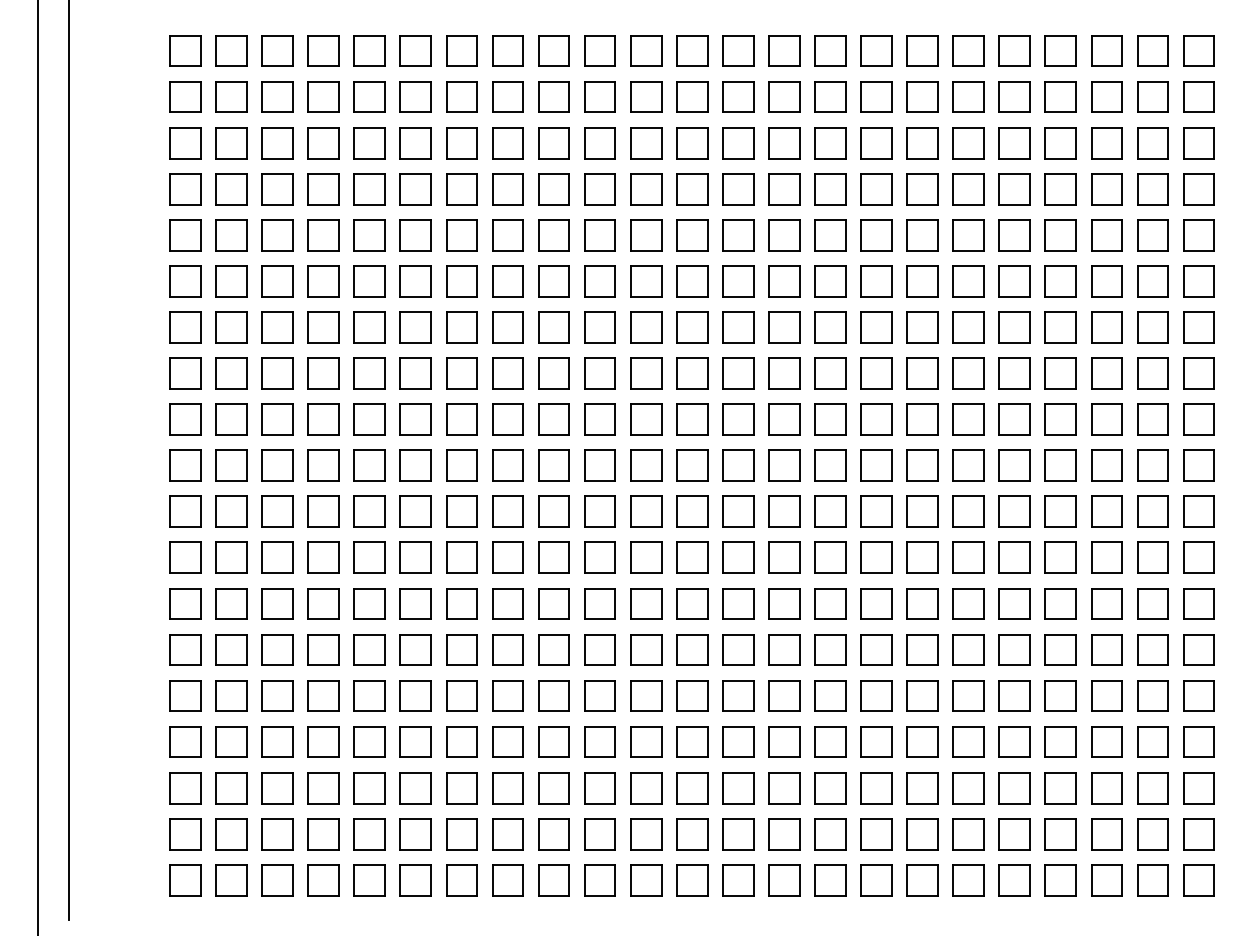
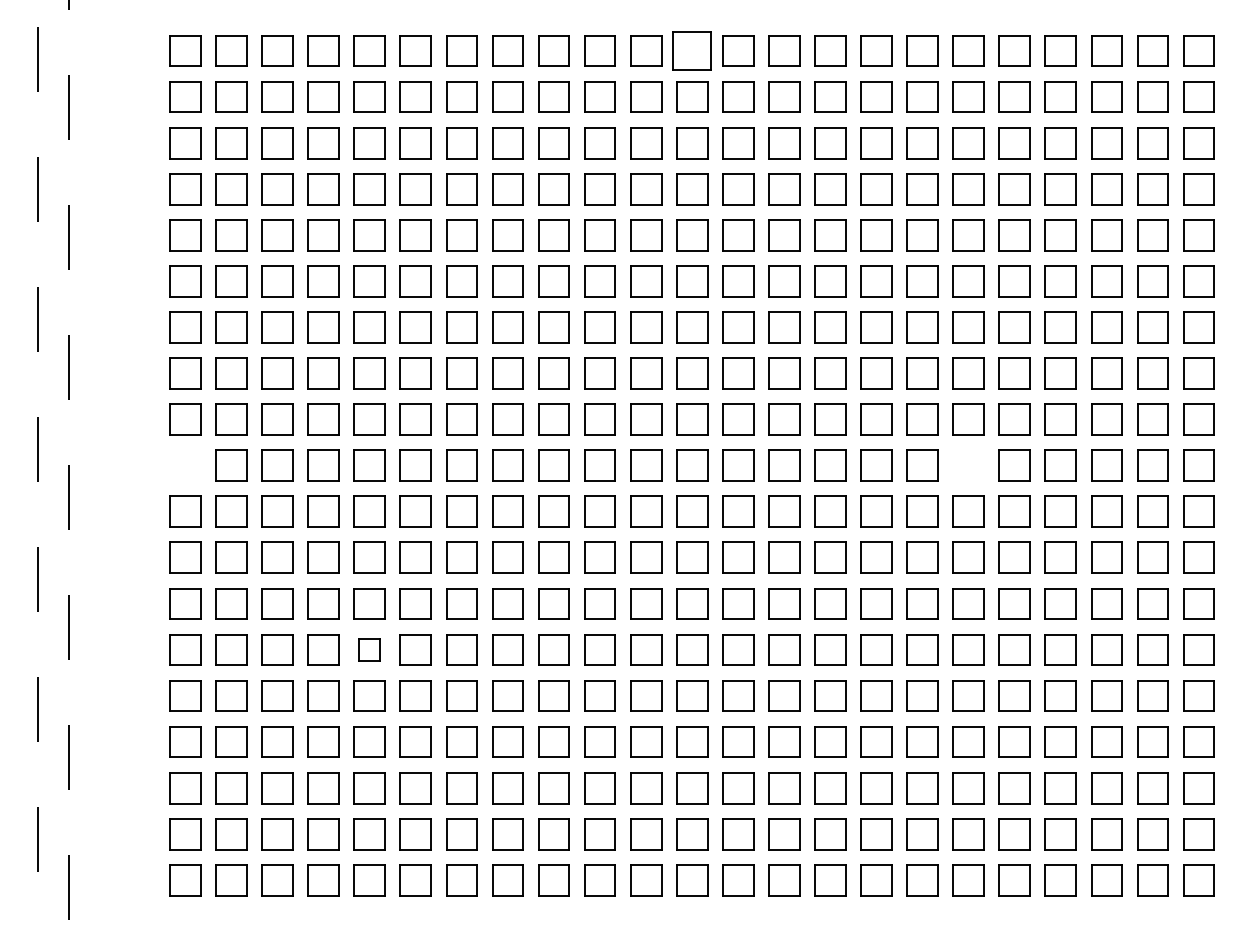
part size: 33x32 px -> 40x40 px (691, 50)
line: solid -> dashed (68, 460)
part: present -> none (185, 465)
part: present -> none (968, 465)
line: solid -> dashed (37, 468)
part size: 33x32 px -> 23x24 px (369, 649)
